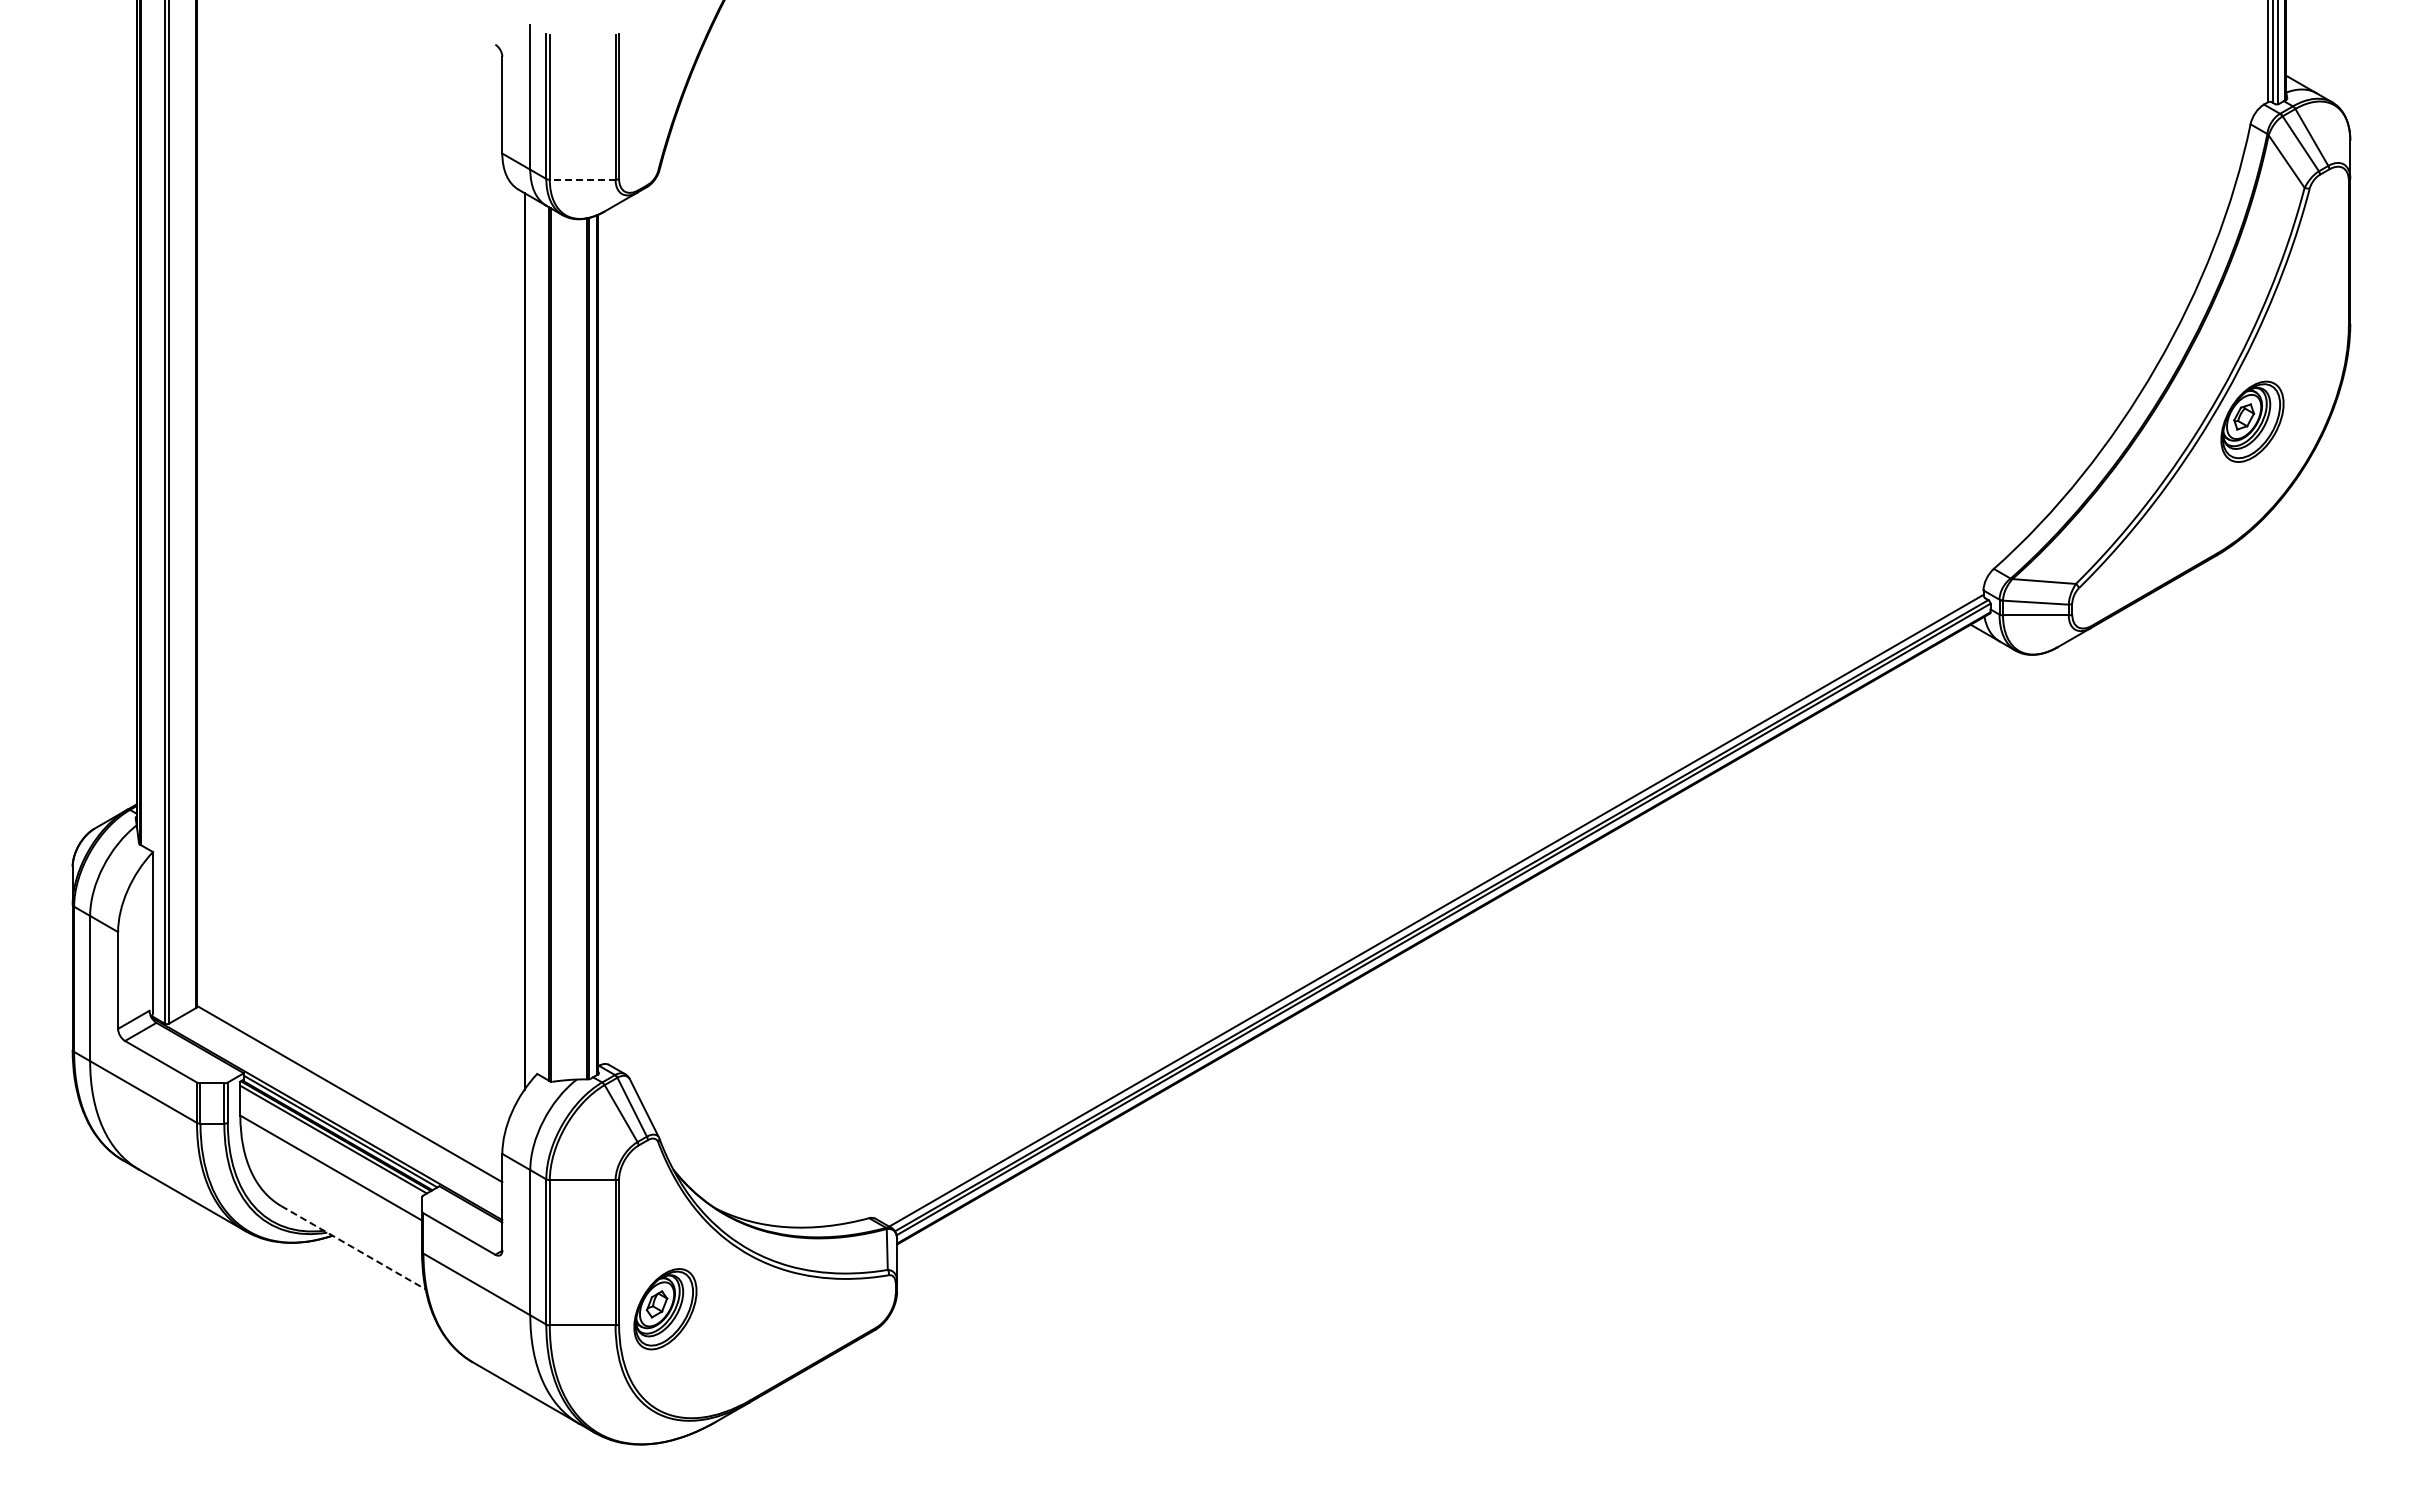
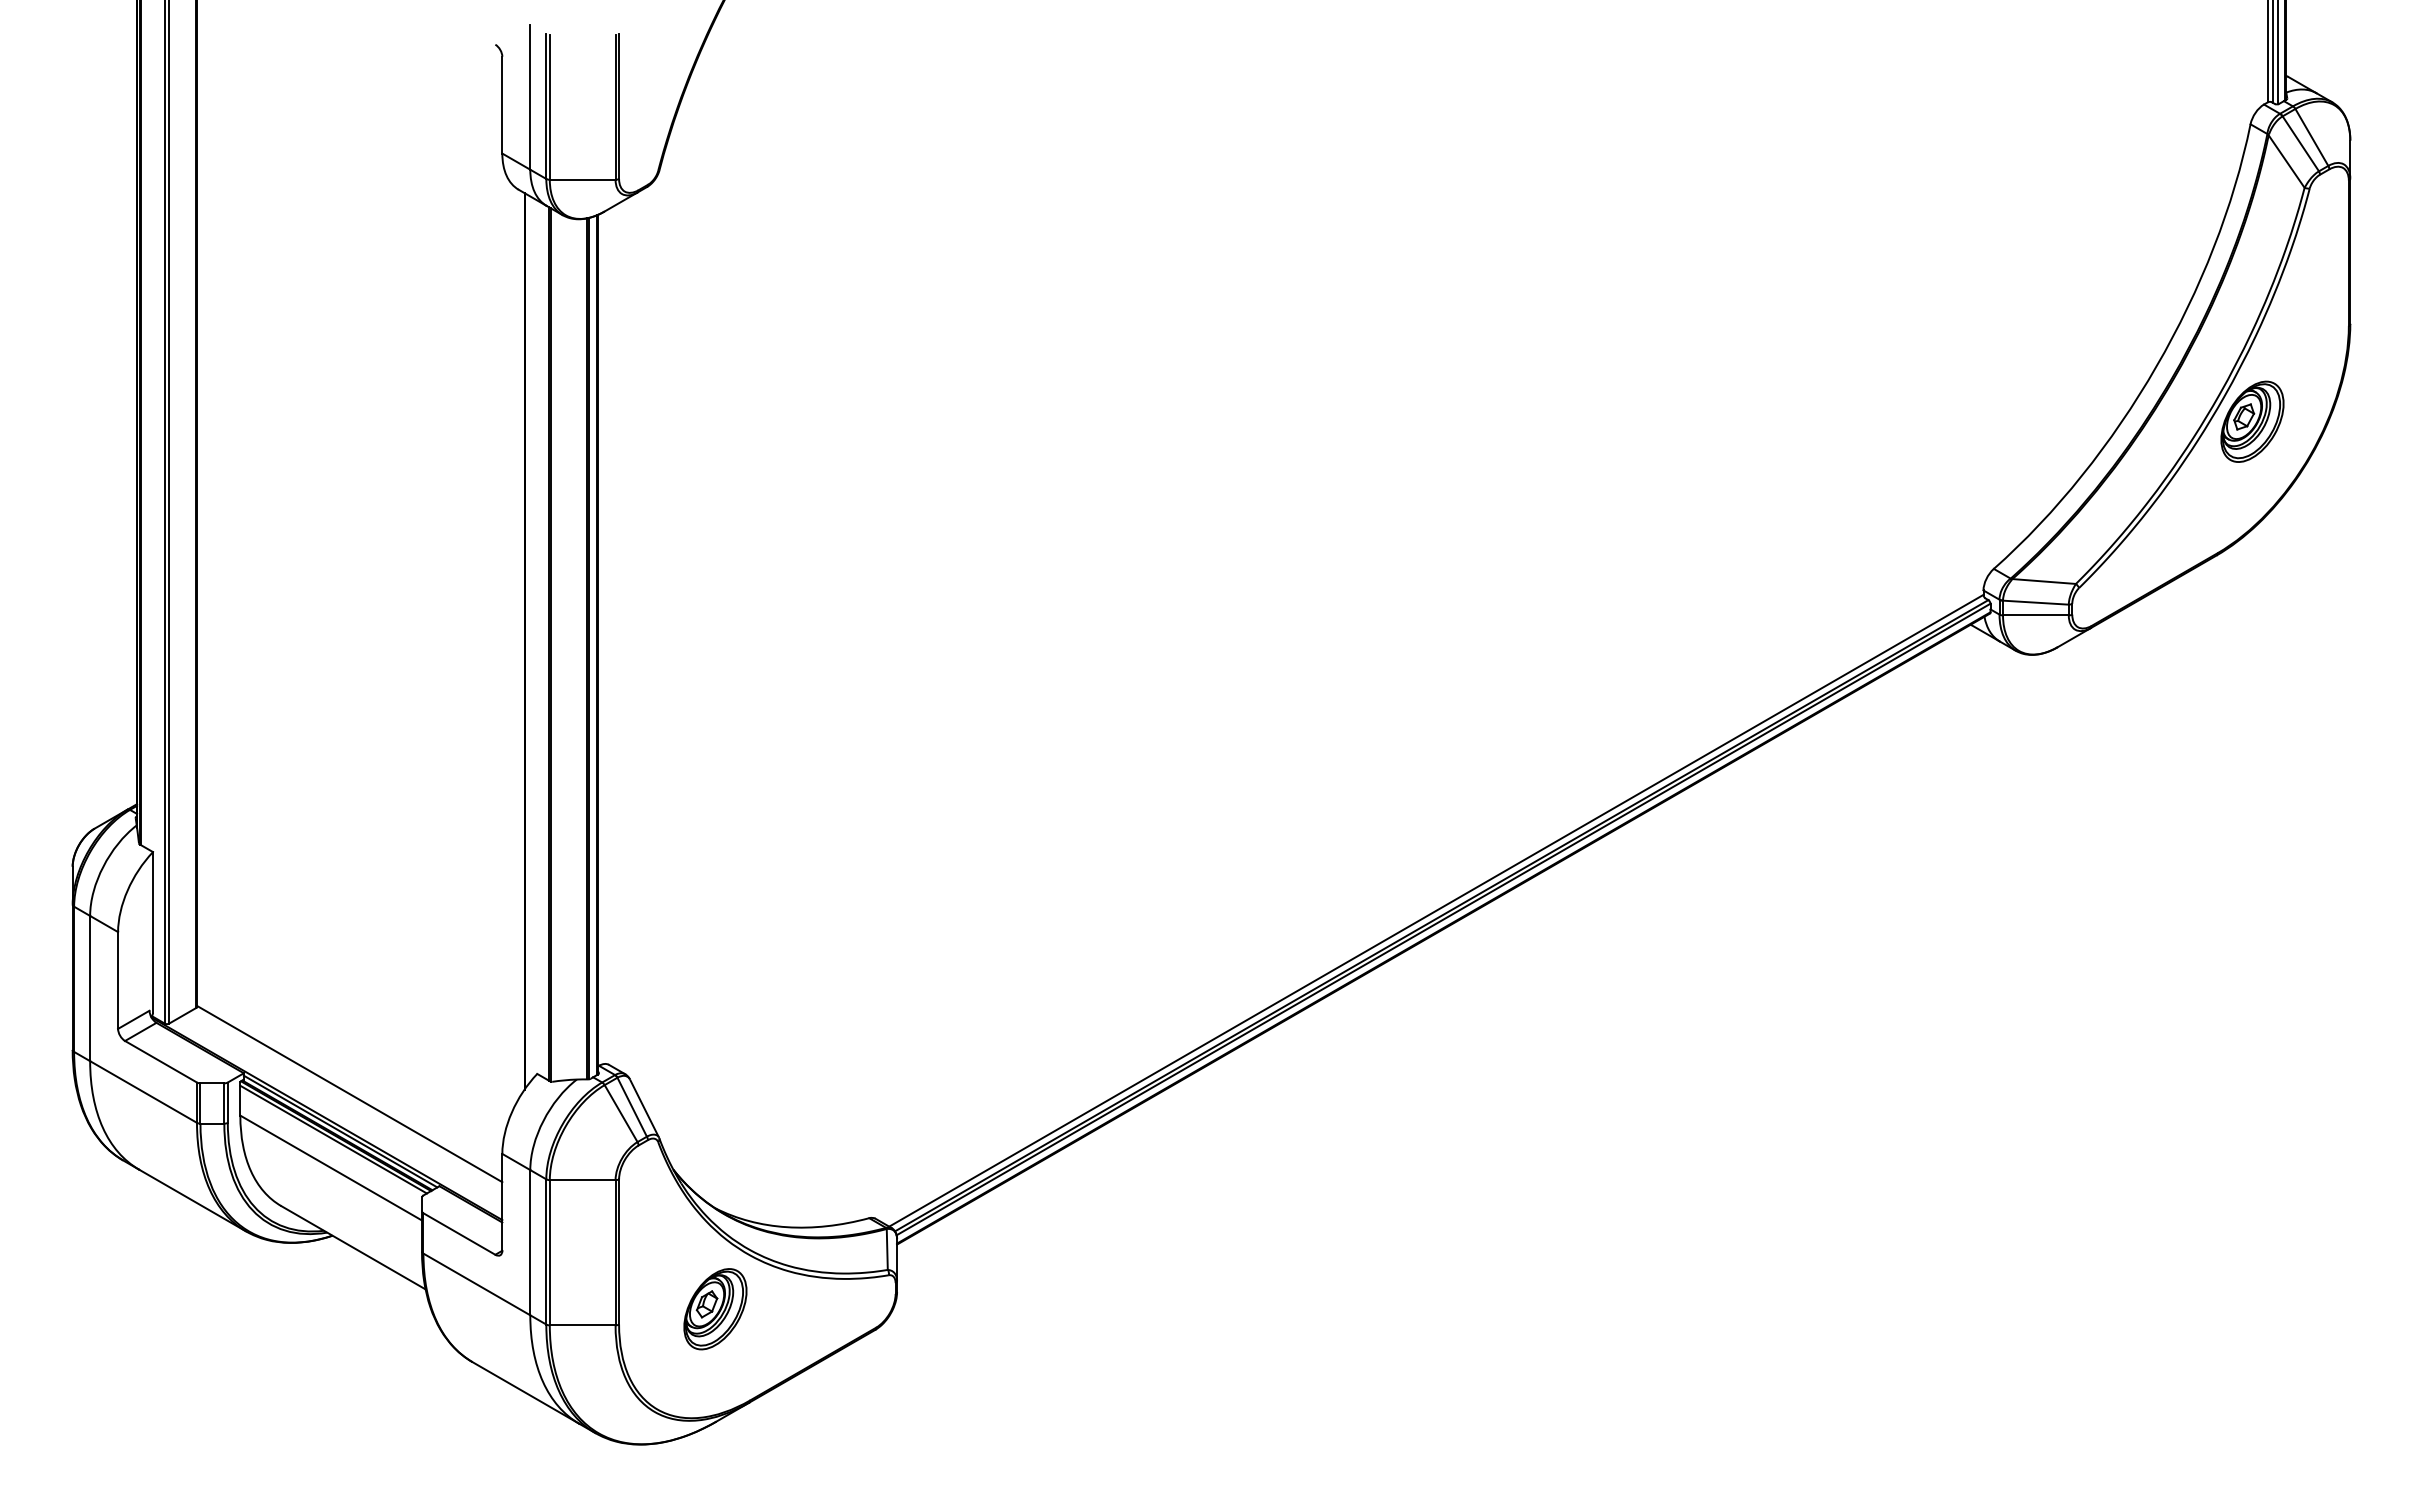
line: dashed -> solid (582, 179)
line: dashed -> solid (353, 1247)
part position: (665, 1309) -> (715, 1309) (715, 1309)
